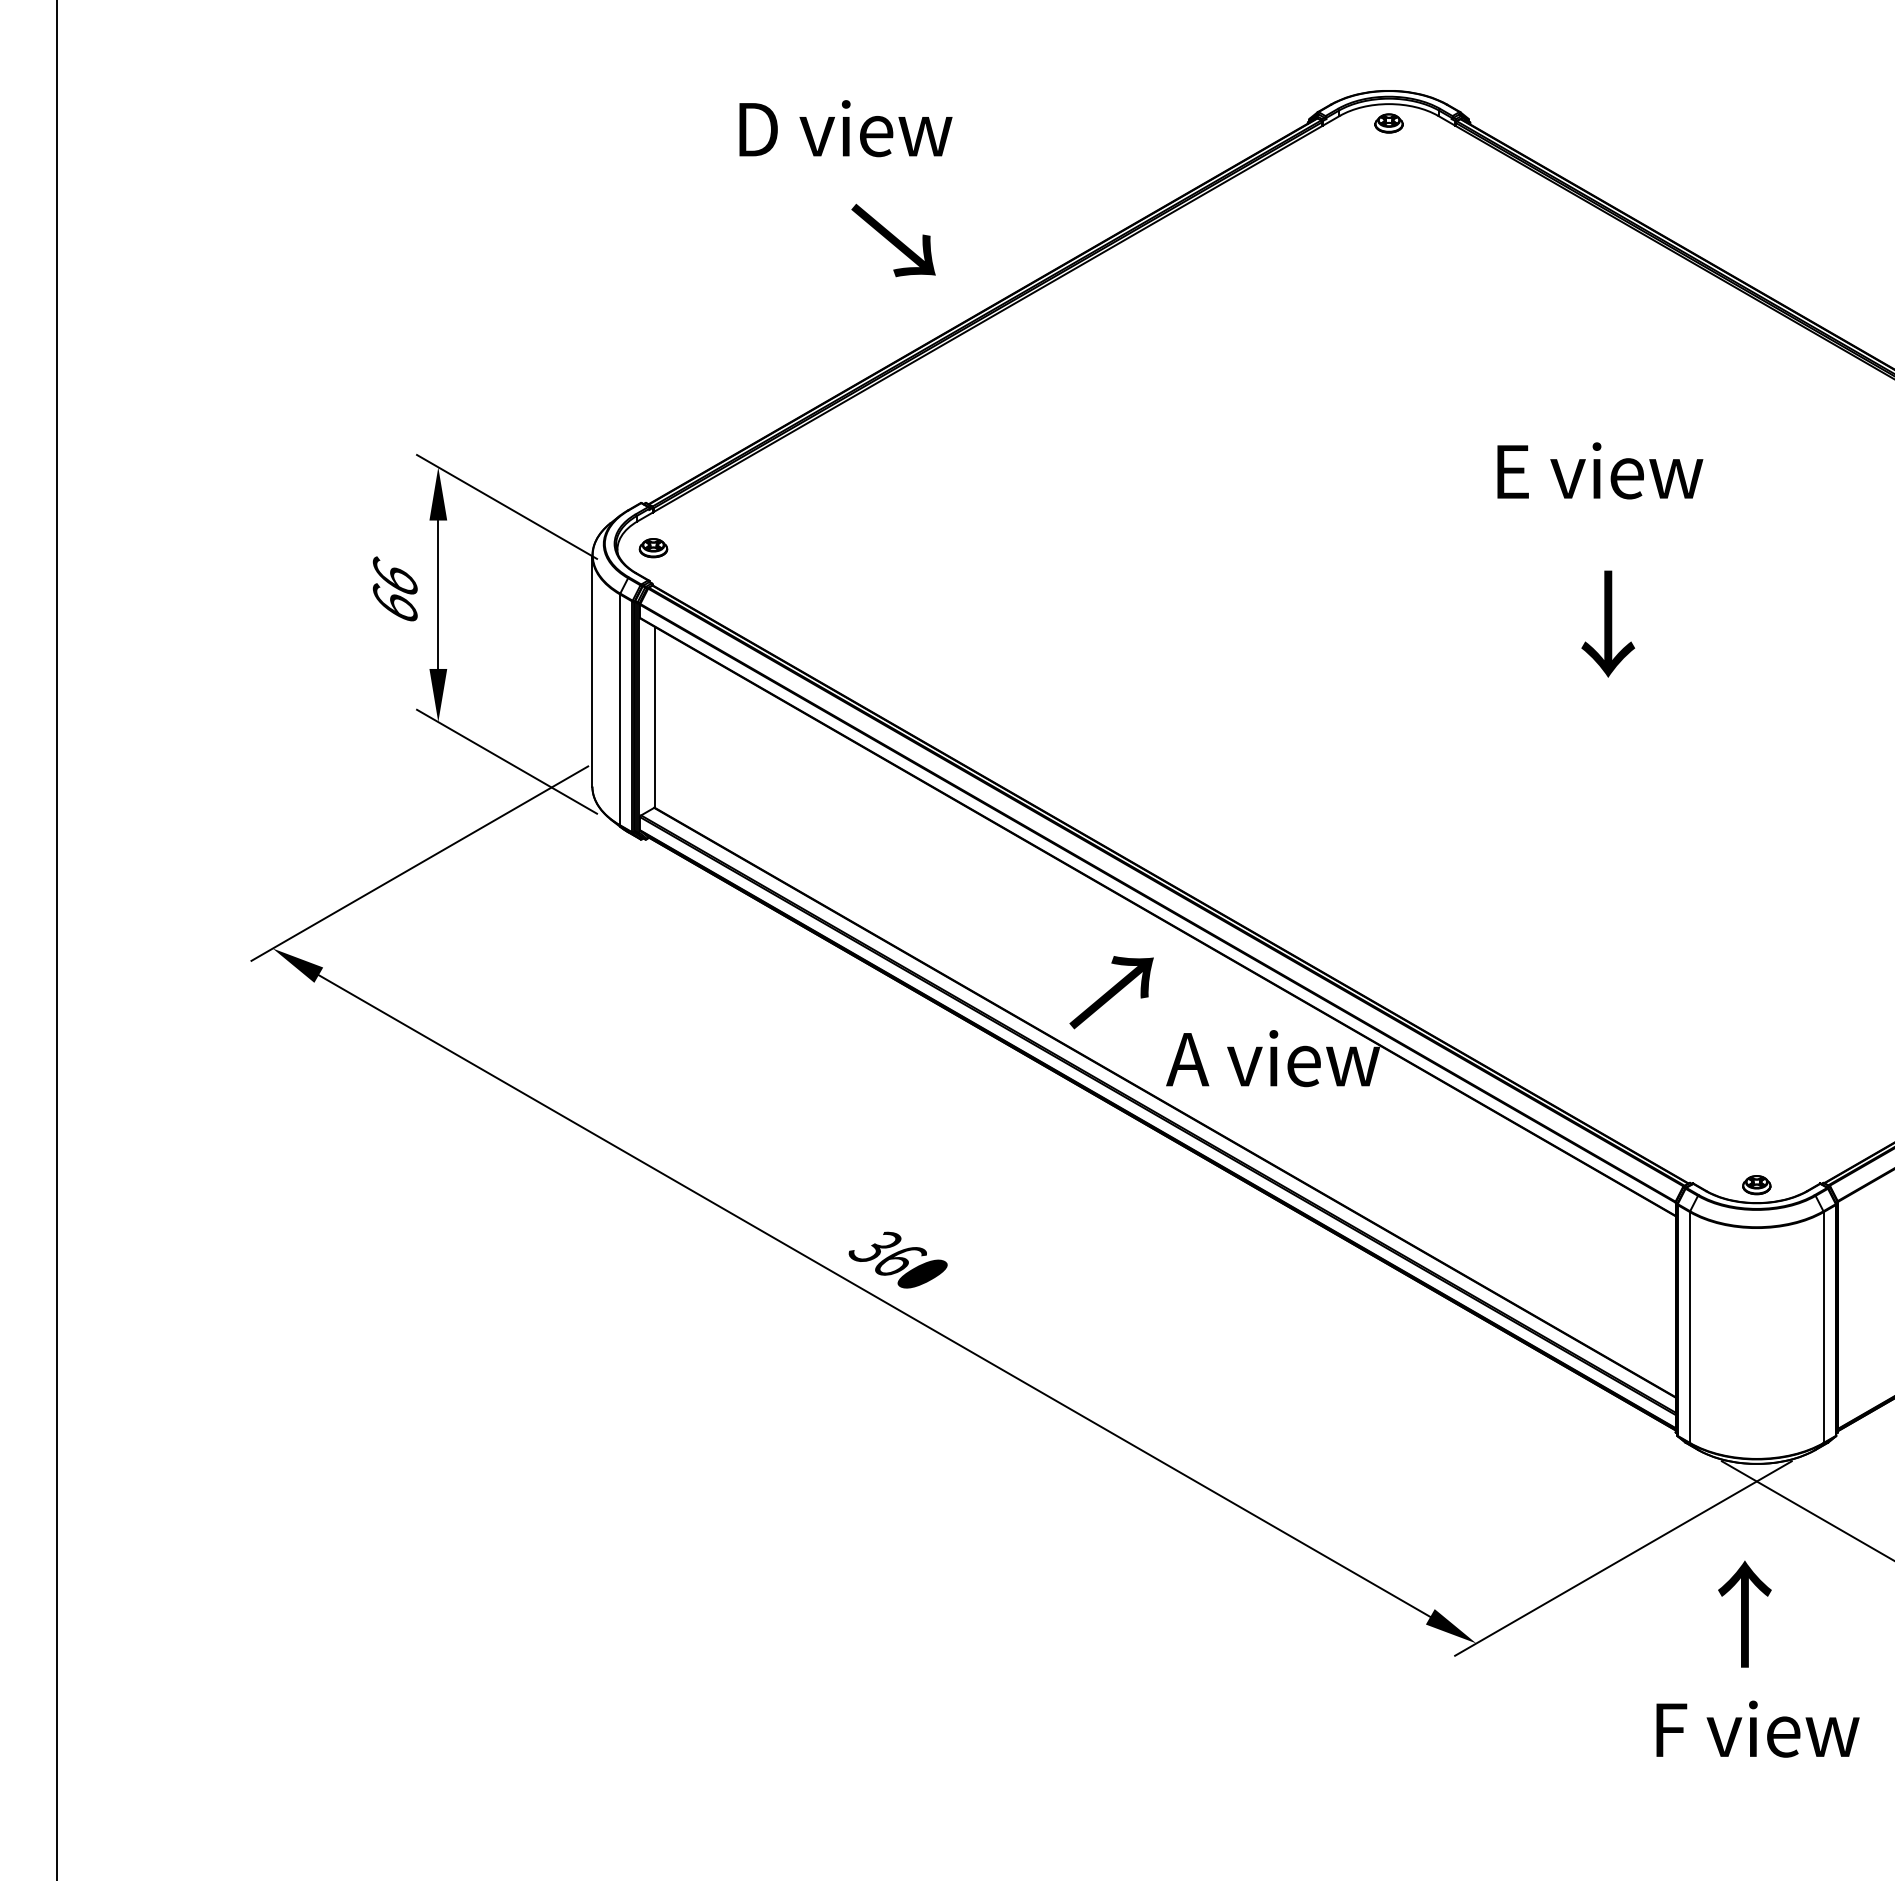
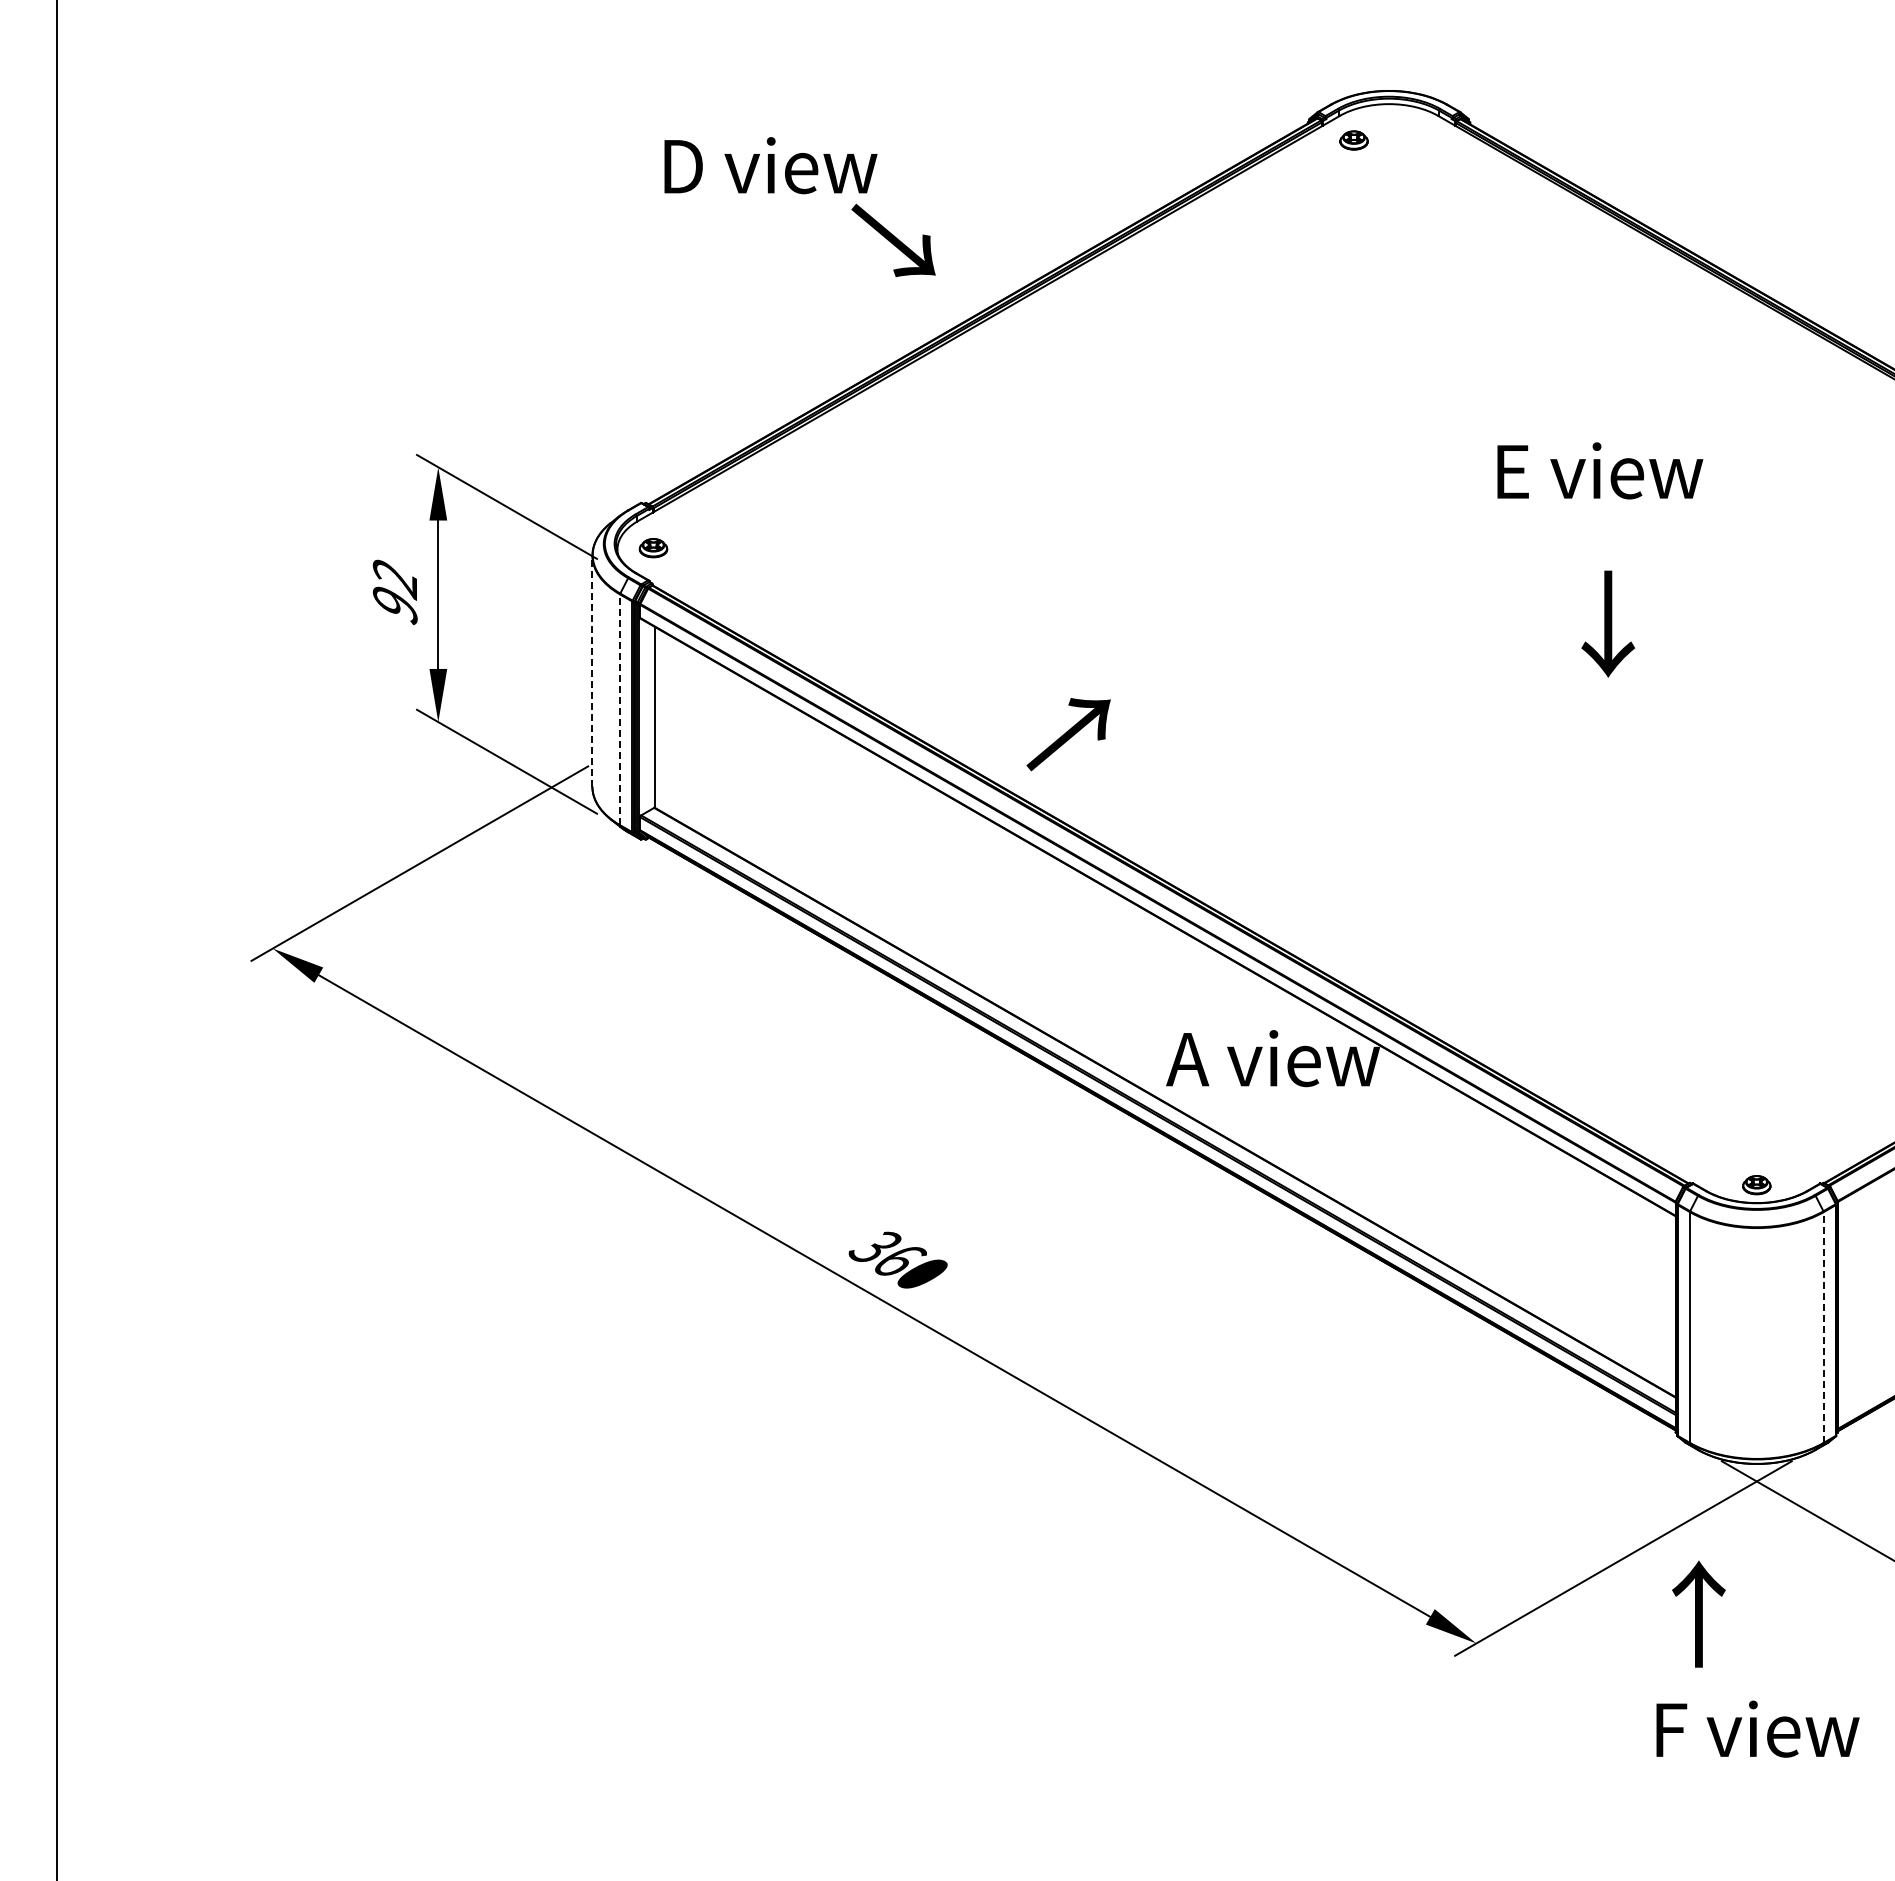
part position: (1388, 123) -> (1353, 140) (1353, 140)
text position: (845, 128) -> (770, 165) (770, 165)
text: 66 -> 92 (394, 590)
line: solid -> dashed (592, 670)
line: solid -> dashed (620, 709)
text position: (1111, 992) -> (1068, 734) (1068, 734)
line: solid -> dashed (1823, 1327)
text position: (1744, 1613) -> (1698, 1613) (1698, 1613)
